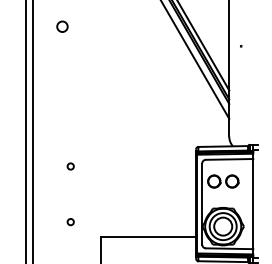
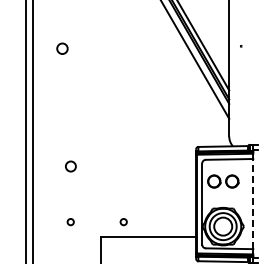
circle position: (62, 26) -> (62, 48) (62, 48)
circle size: 9x9 px -> 12x13 px (70, 166)
line: solid -> dashed (253, 203)
circle: none -> present (123, 222)
